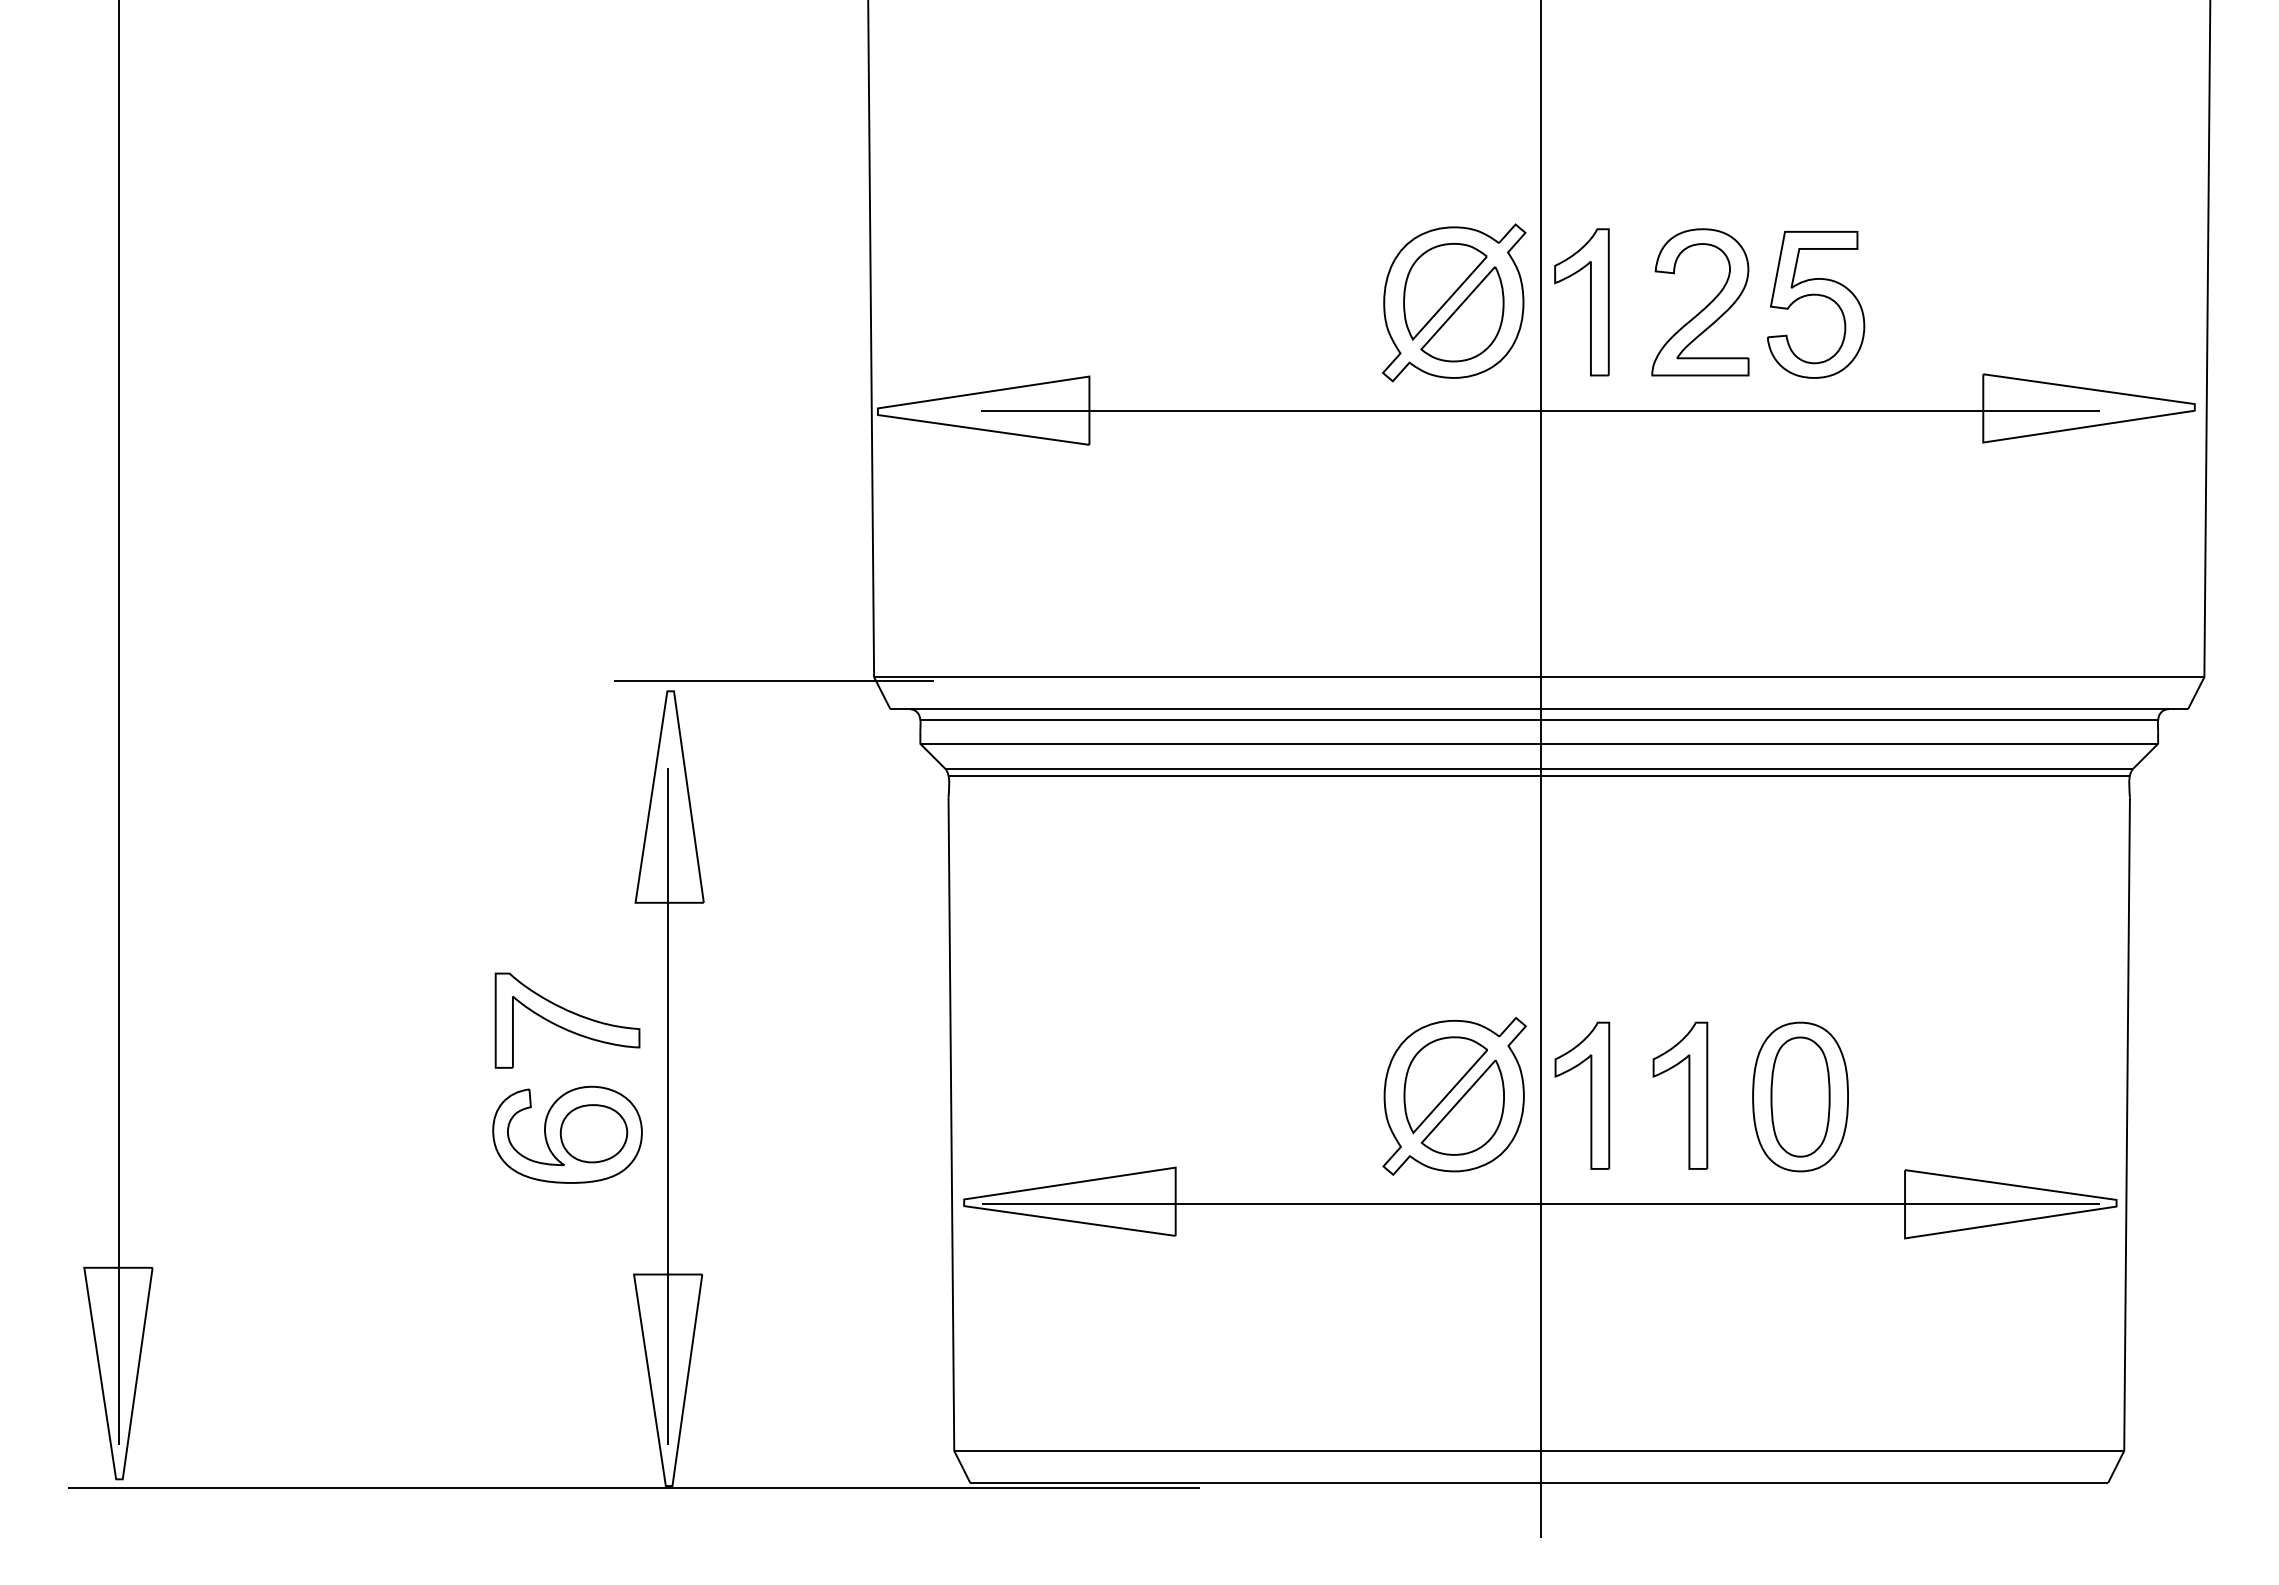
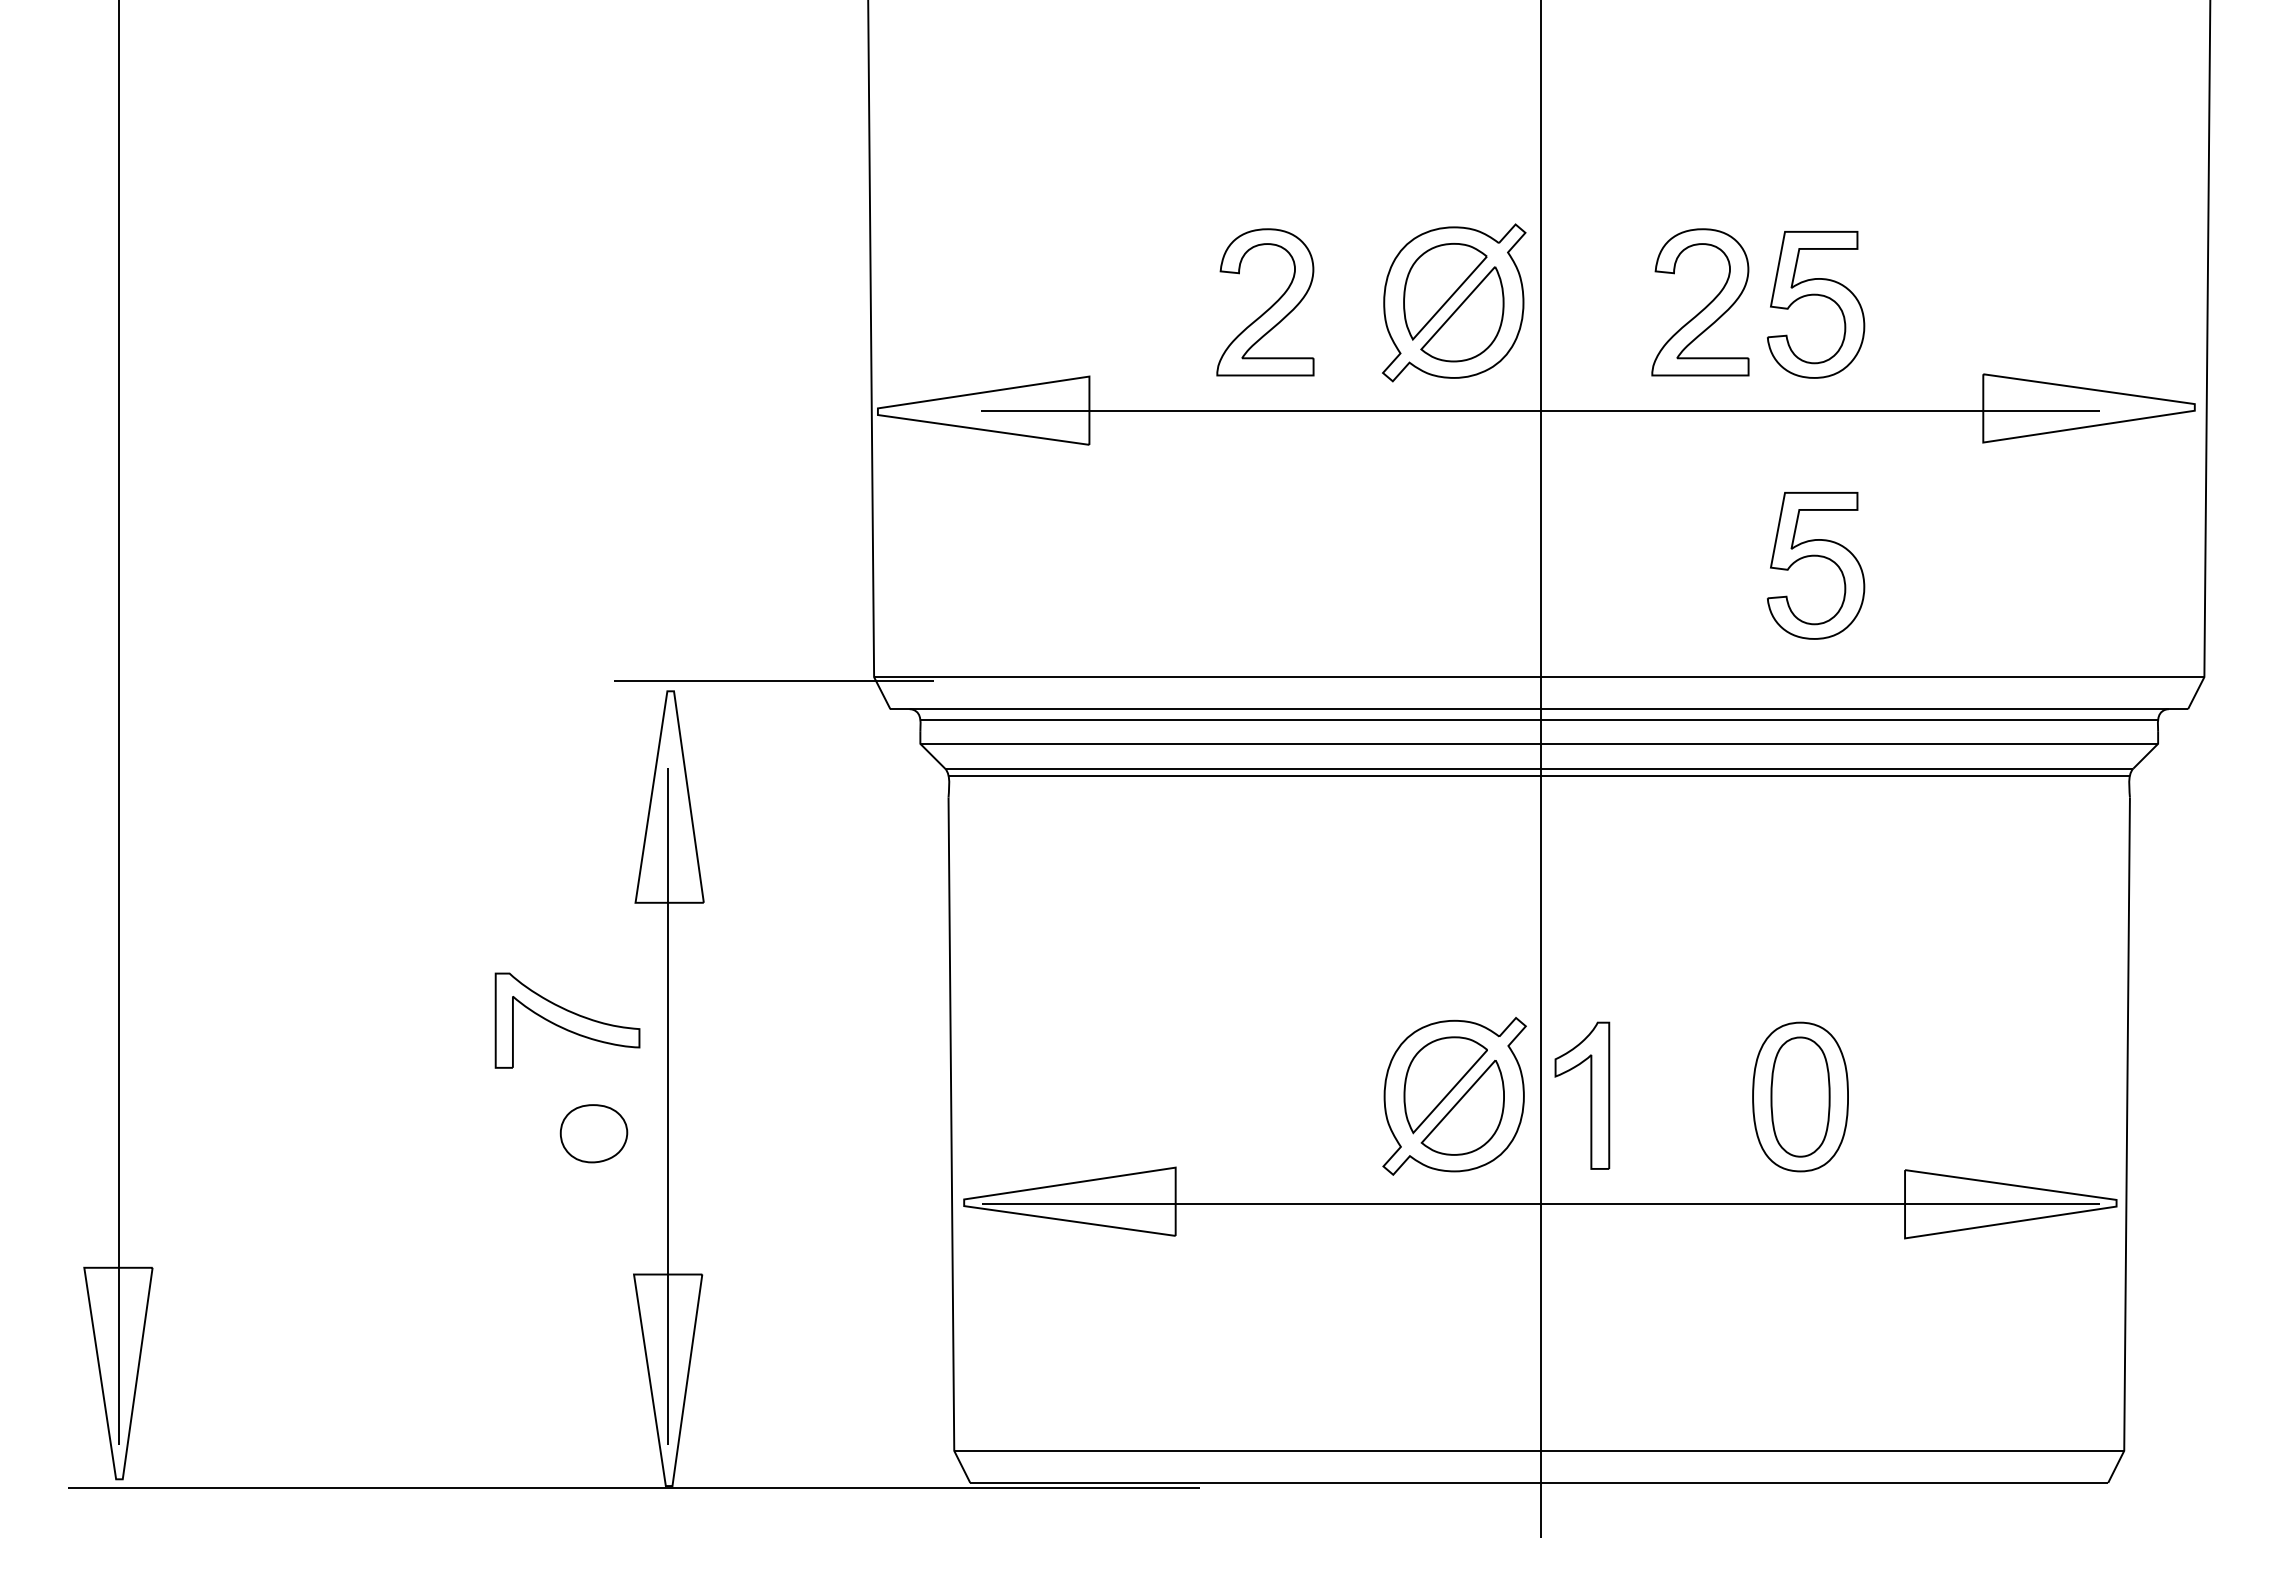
part: present -> none (1590, 302)
part: none -> present (1270, 306)
part: none -> present (1820, 557)
part: present -> none (1688, 1095)
part: present -> none (567, 1134)
